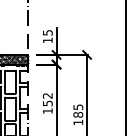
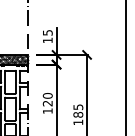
text: 152 -> 120 (47, 99)
